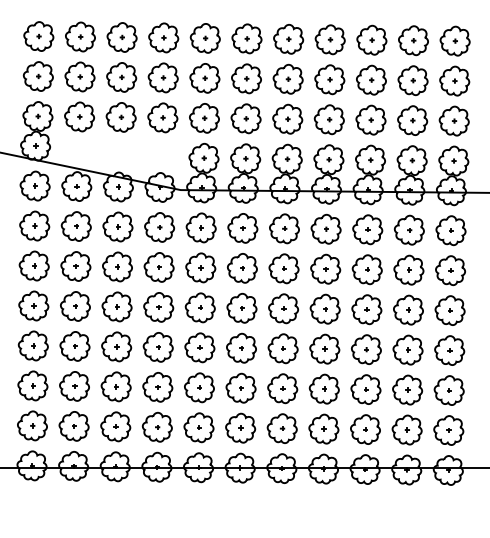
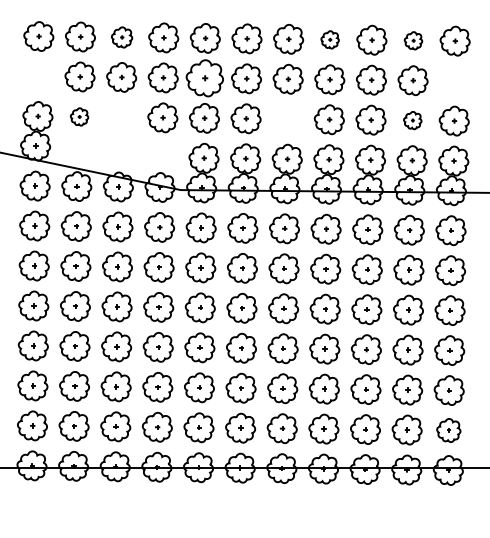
part size: 32x31 px -> 23x23 px (122, 37)
part size: 32x32 px -> 20x20 px (329, 39)
part size: 31x32 px -> 21x20 px (413, 40)
part: present -> none (37, 76)
part size: 32x31 px -> 39x39 px (204, 78)
part: present -> none (454, 80)
part size: 31x32 px -> 21x20 px (79, 116)
part: present -> none (120, 117)
part: present -> none (287, 118)
part size: 32x31 px -> 20x20 px (412, 120)
part size: 32x31 px -> 26x25 px (448, 430)
